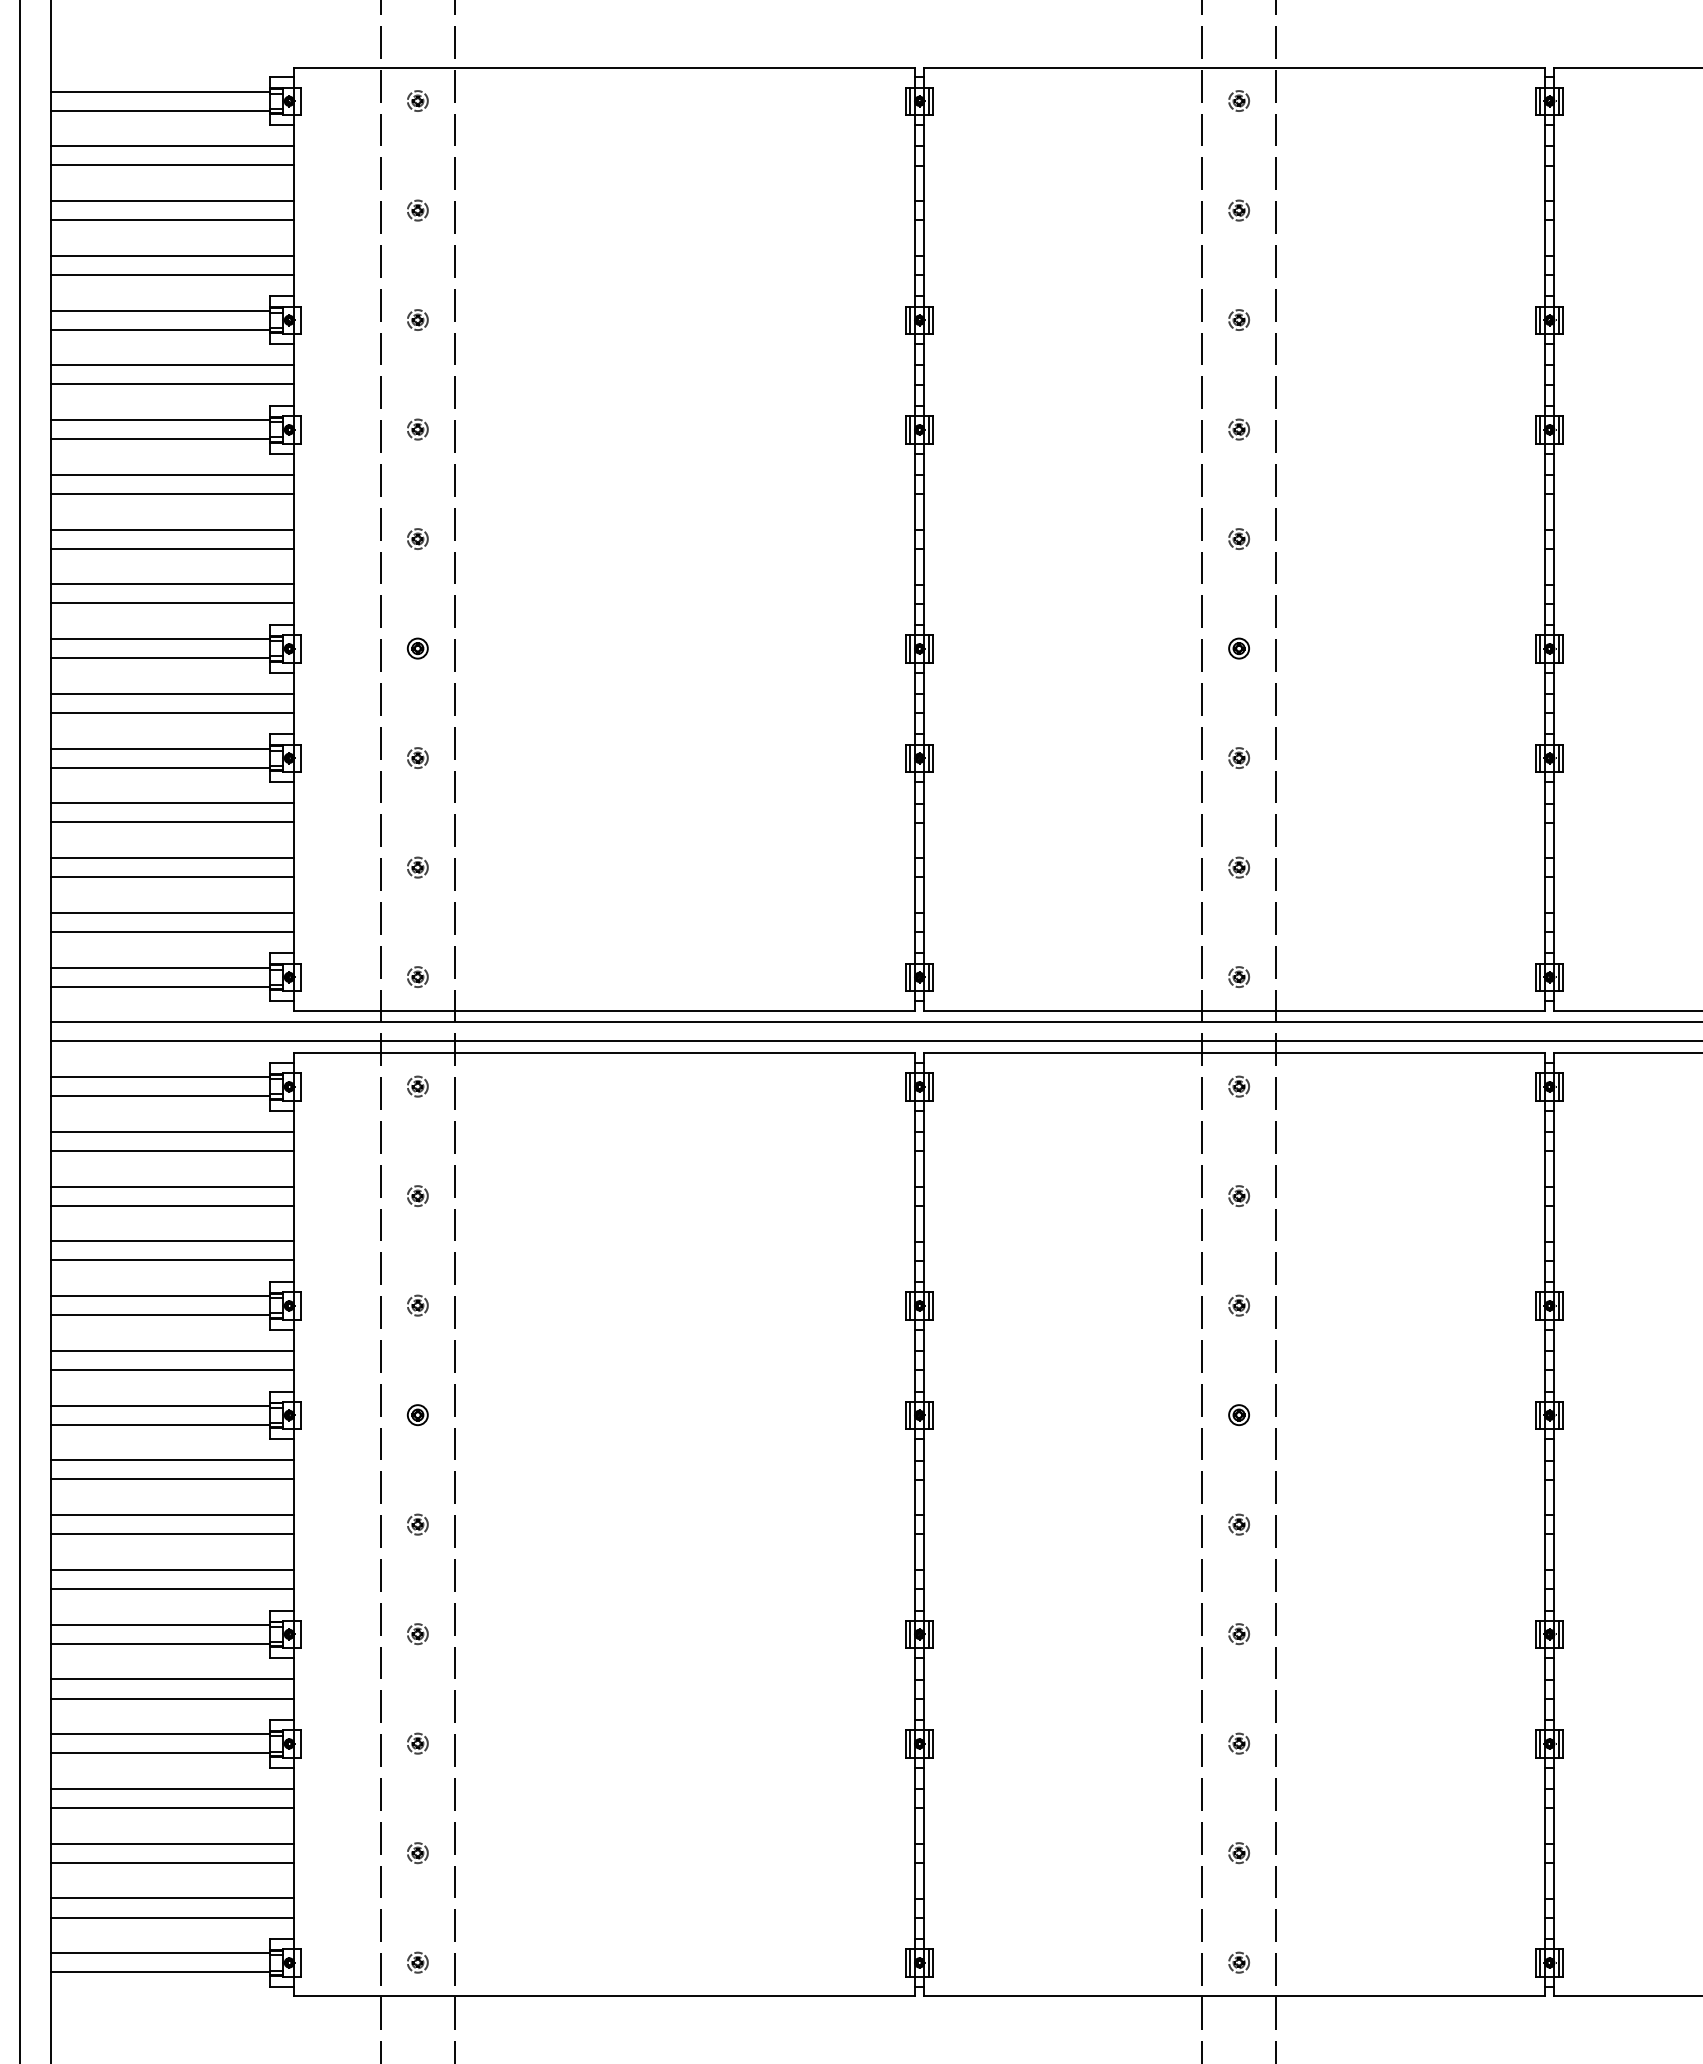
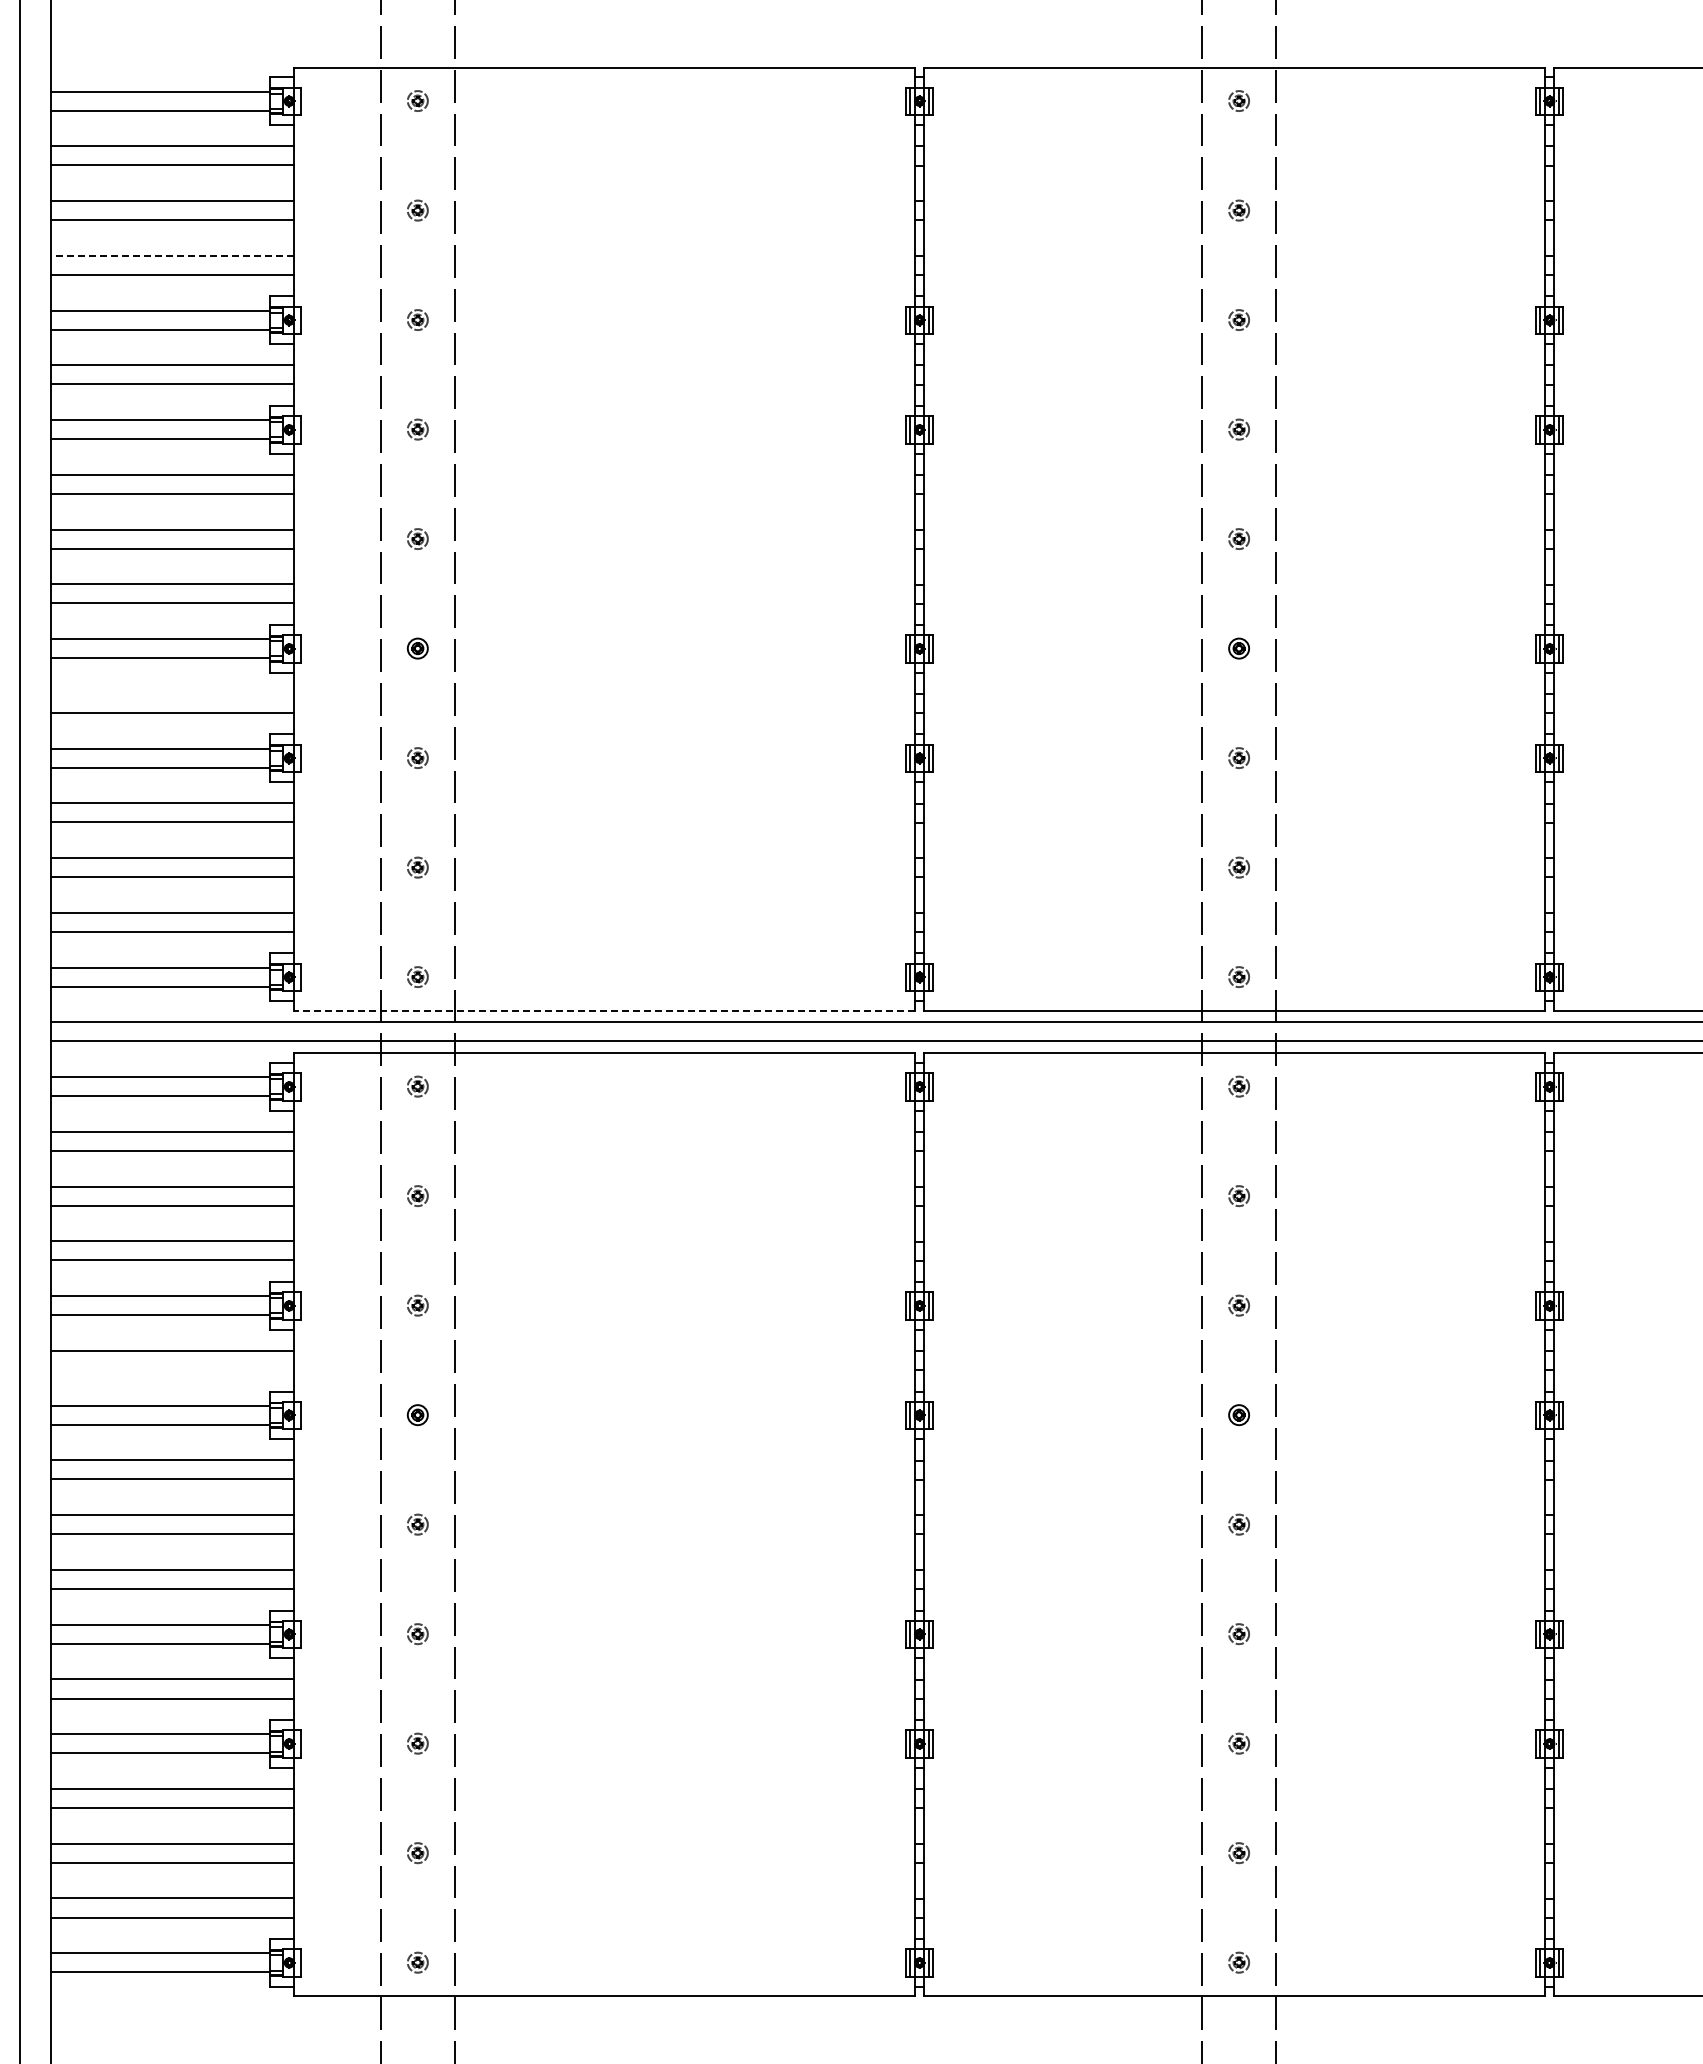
line: solid -> dashed (172, 255)
line: present -> none (172, 693)
line: solid -> dashed (603, 1010)
line: present -> none (172, 1369)
